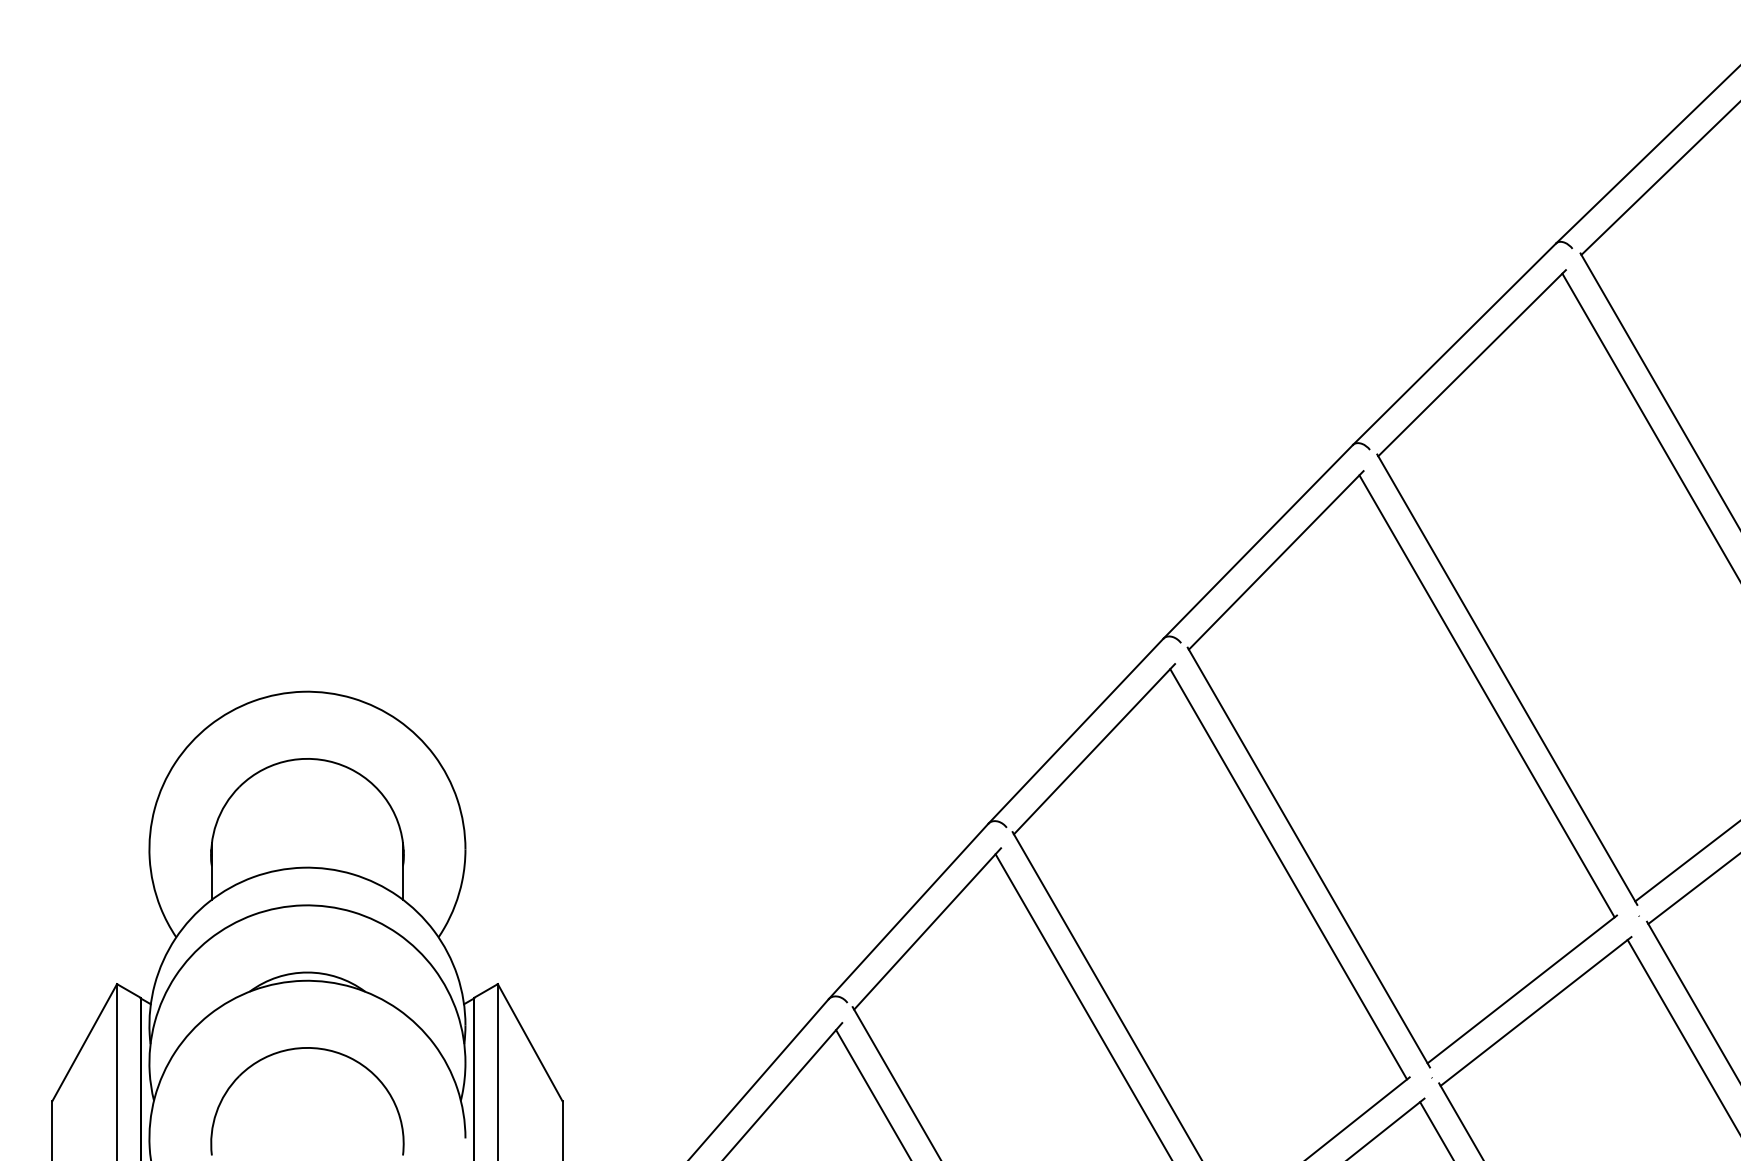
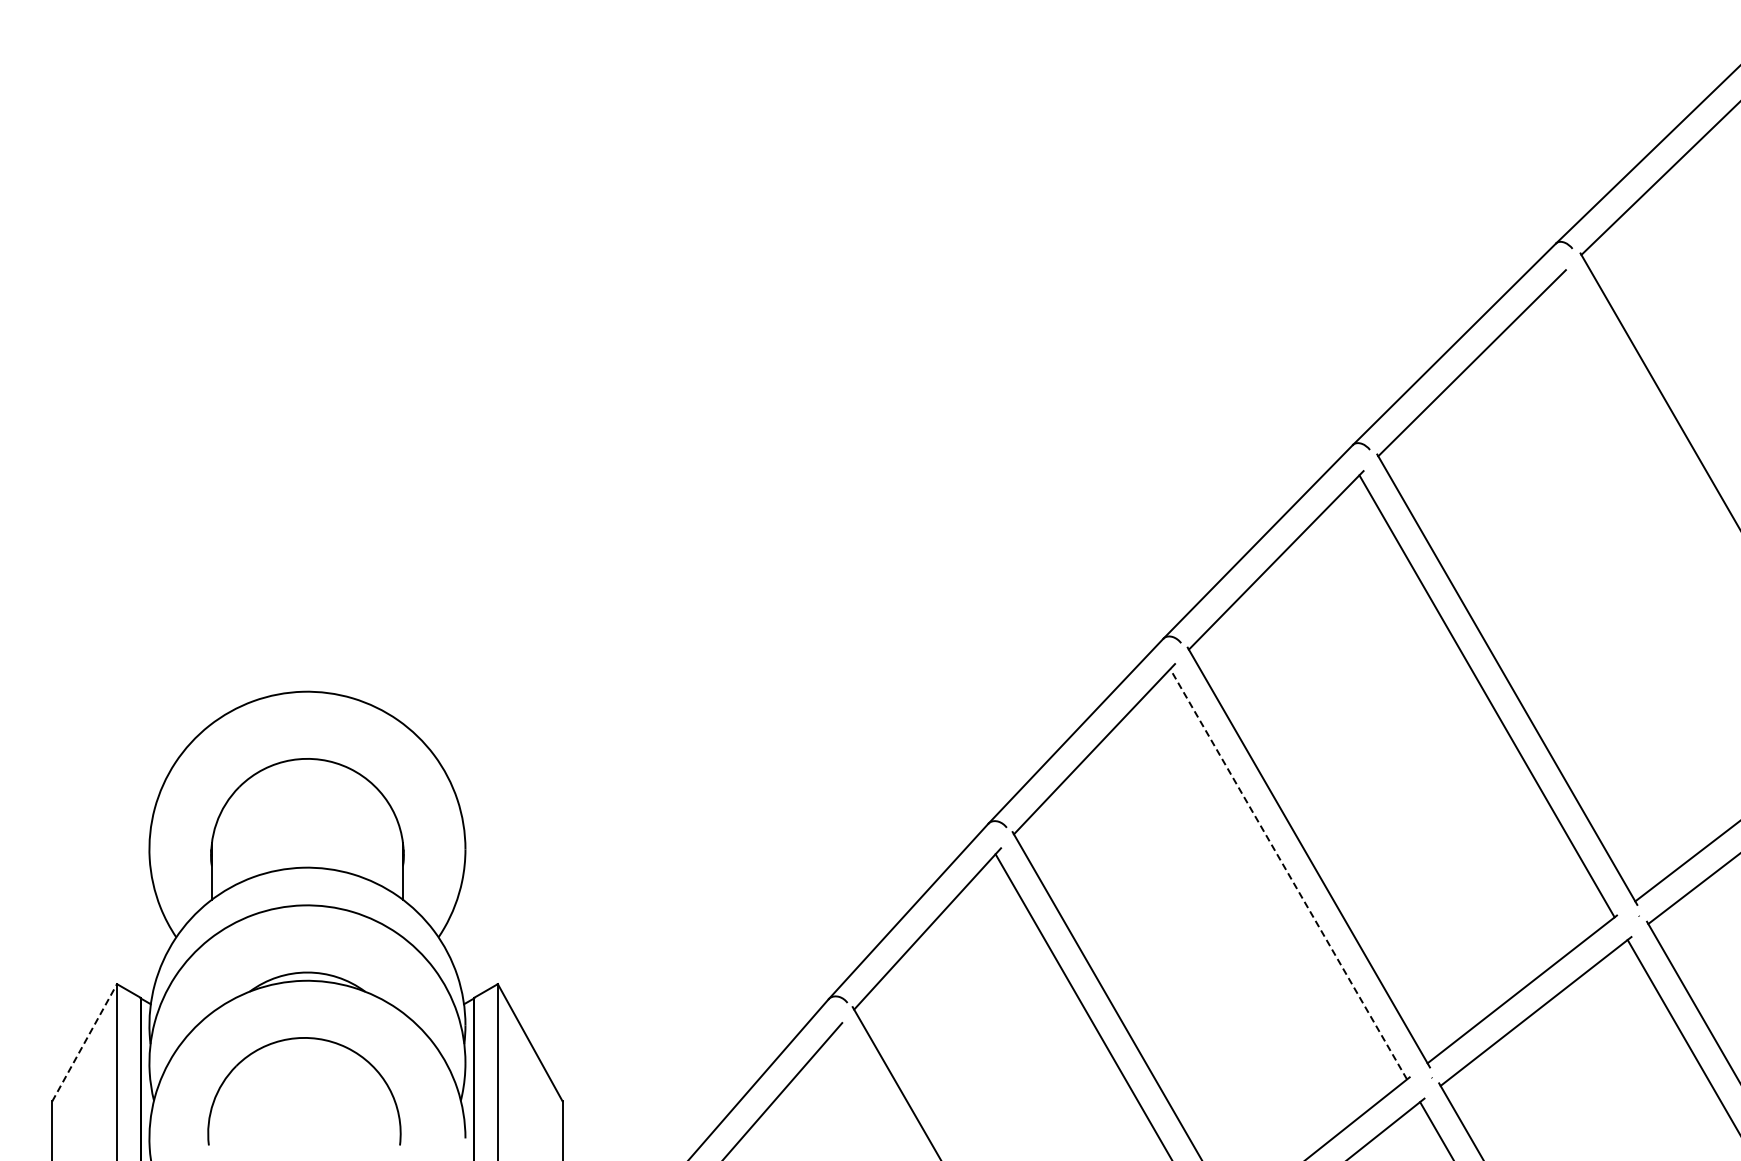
line: present -> none (1649, 425)
line: solid -> dashed (1288, 874)
line: solid -> dashed (84, 1042)
part position: (313, 1049) -> (310, 1039) (310, 1039)
line: present -> none (872, 1093)
